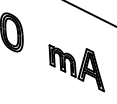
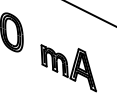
part position: (76, 68) -> (68, 68) (68, 68)
